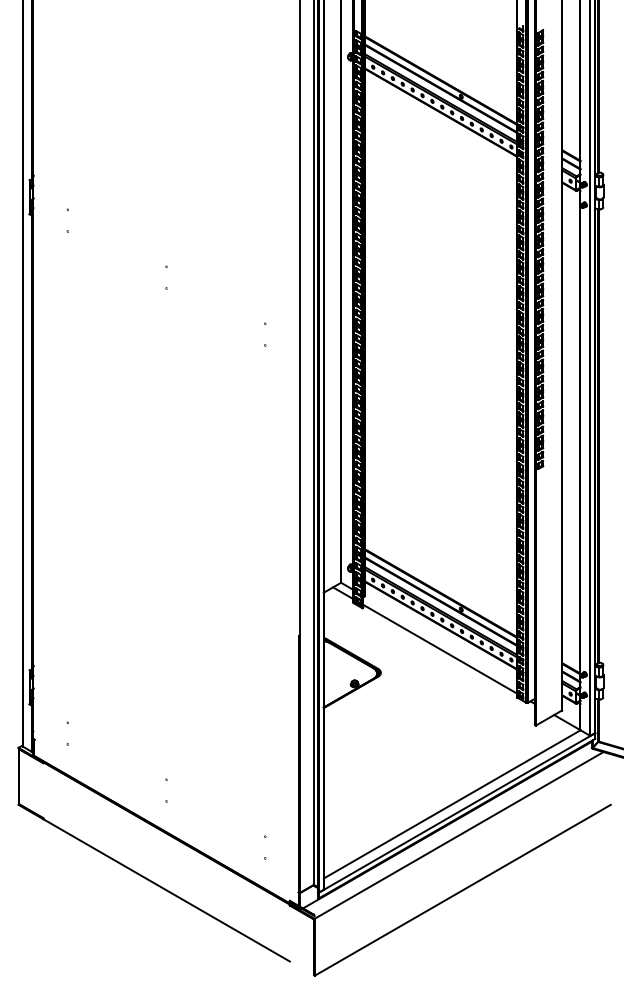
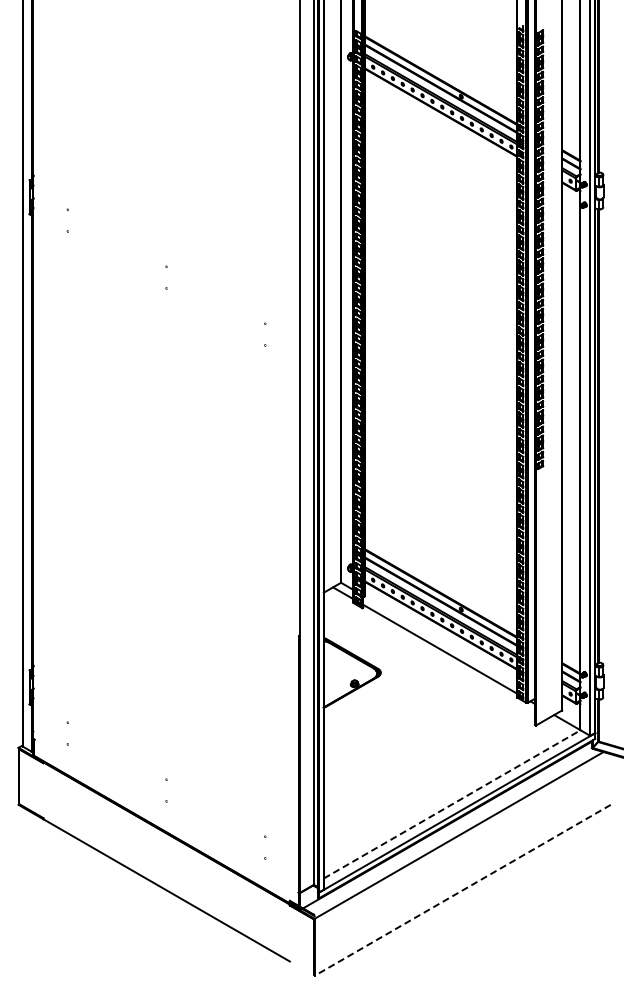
line: solid -> dashed (452, 804)
line: solid -> dashed (462, 890)
